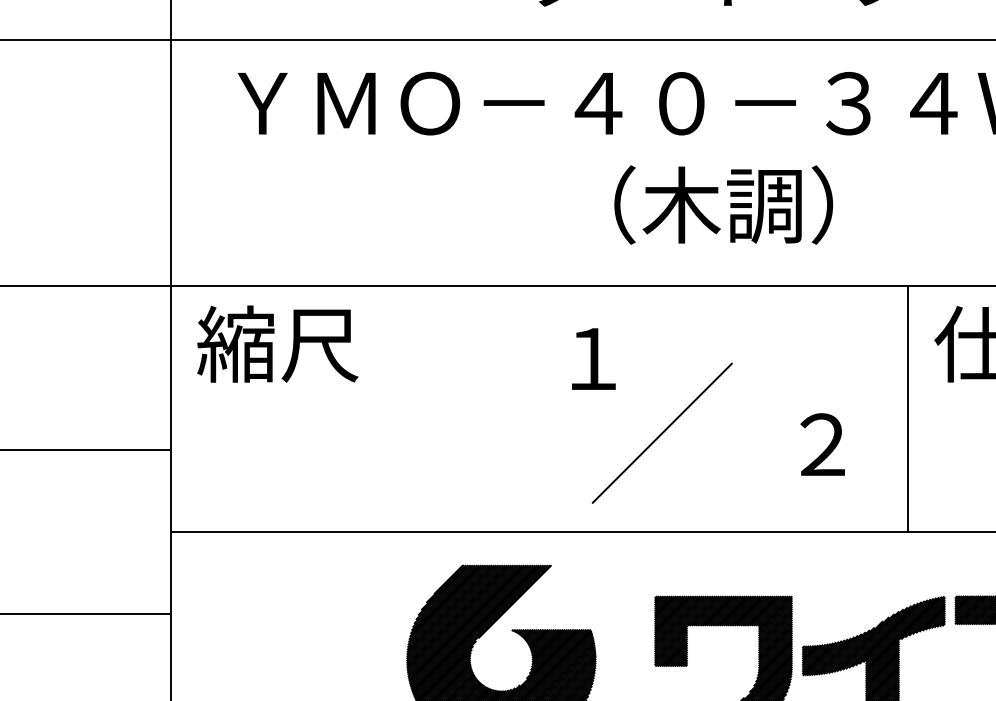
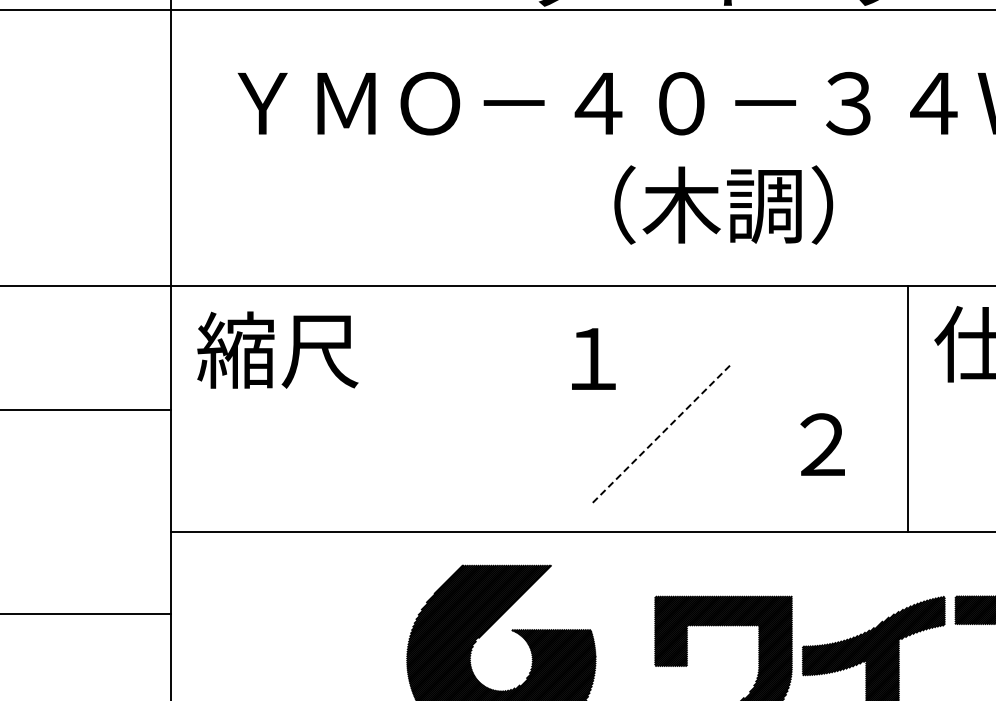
line position: (497, 40) -> (497, 10) (497, 10)
text position: (277, 343) -> (277, 349) (277, 349)
line: solid -> dashed (662, 432)
line position: (86, 449) -> (86, 409) (86, 409)
